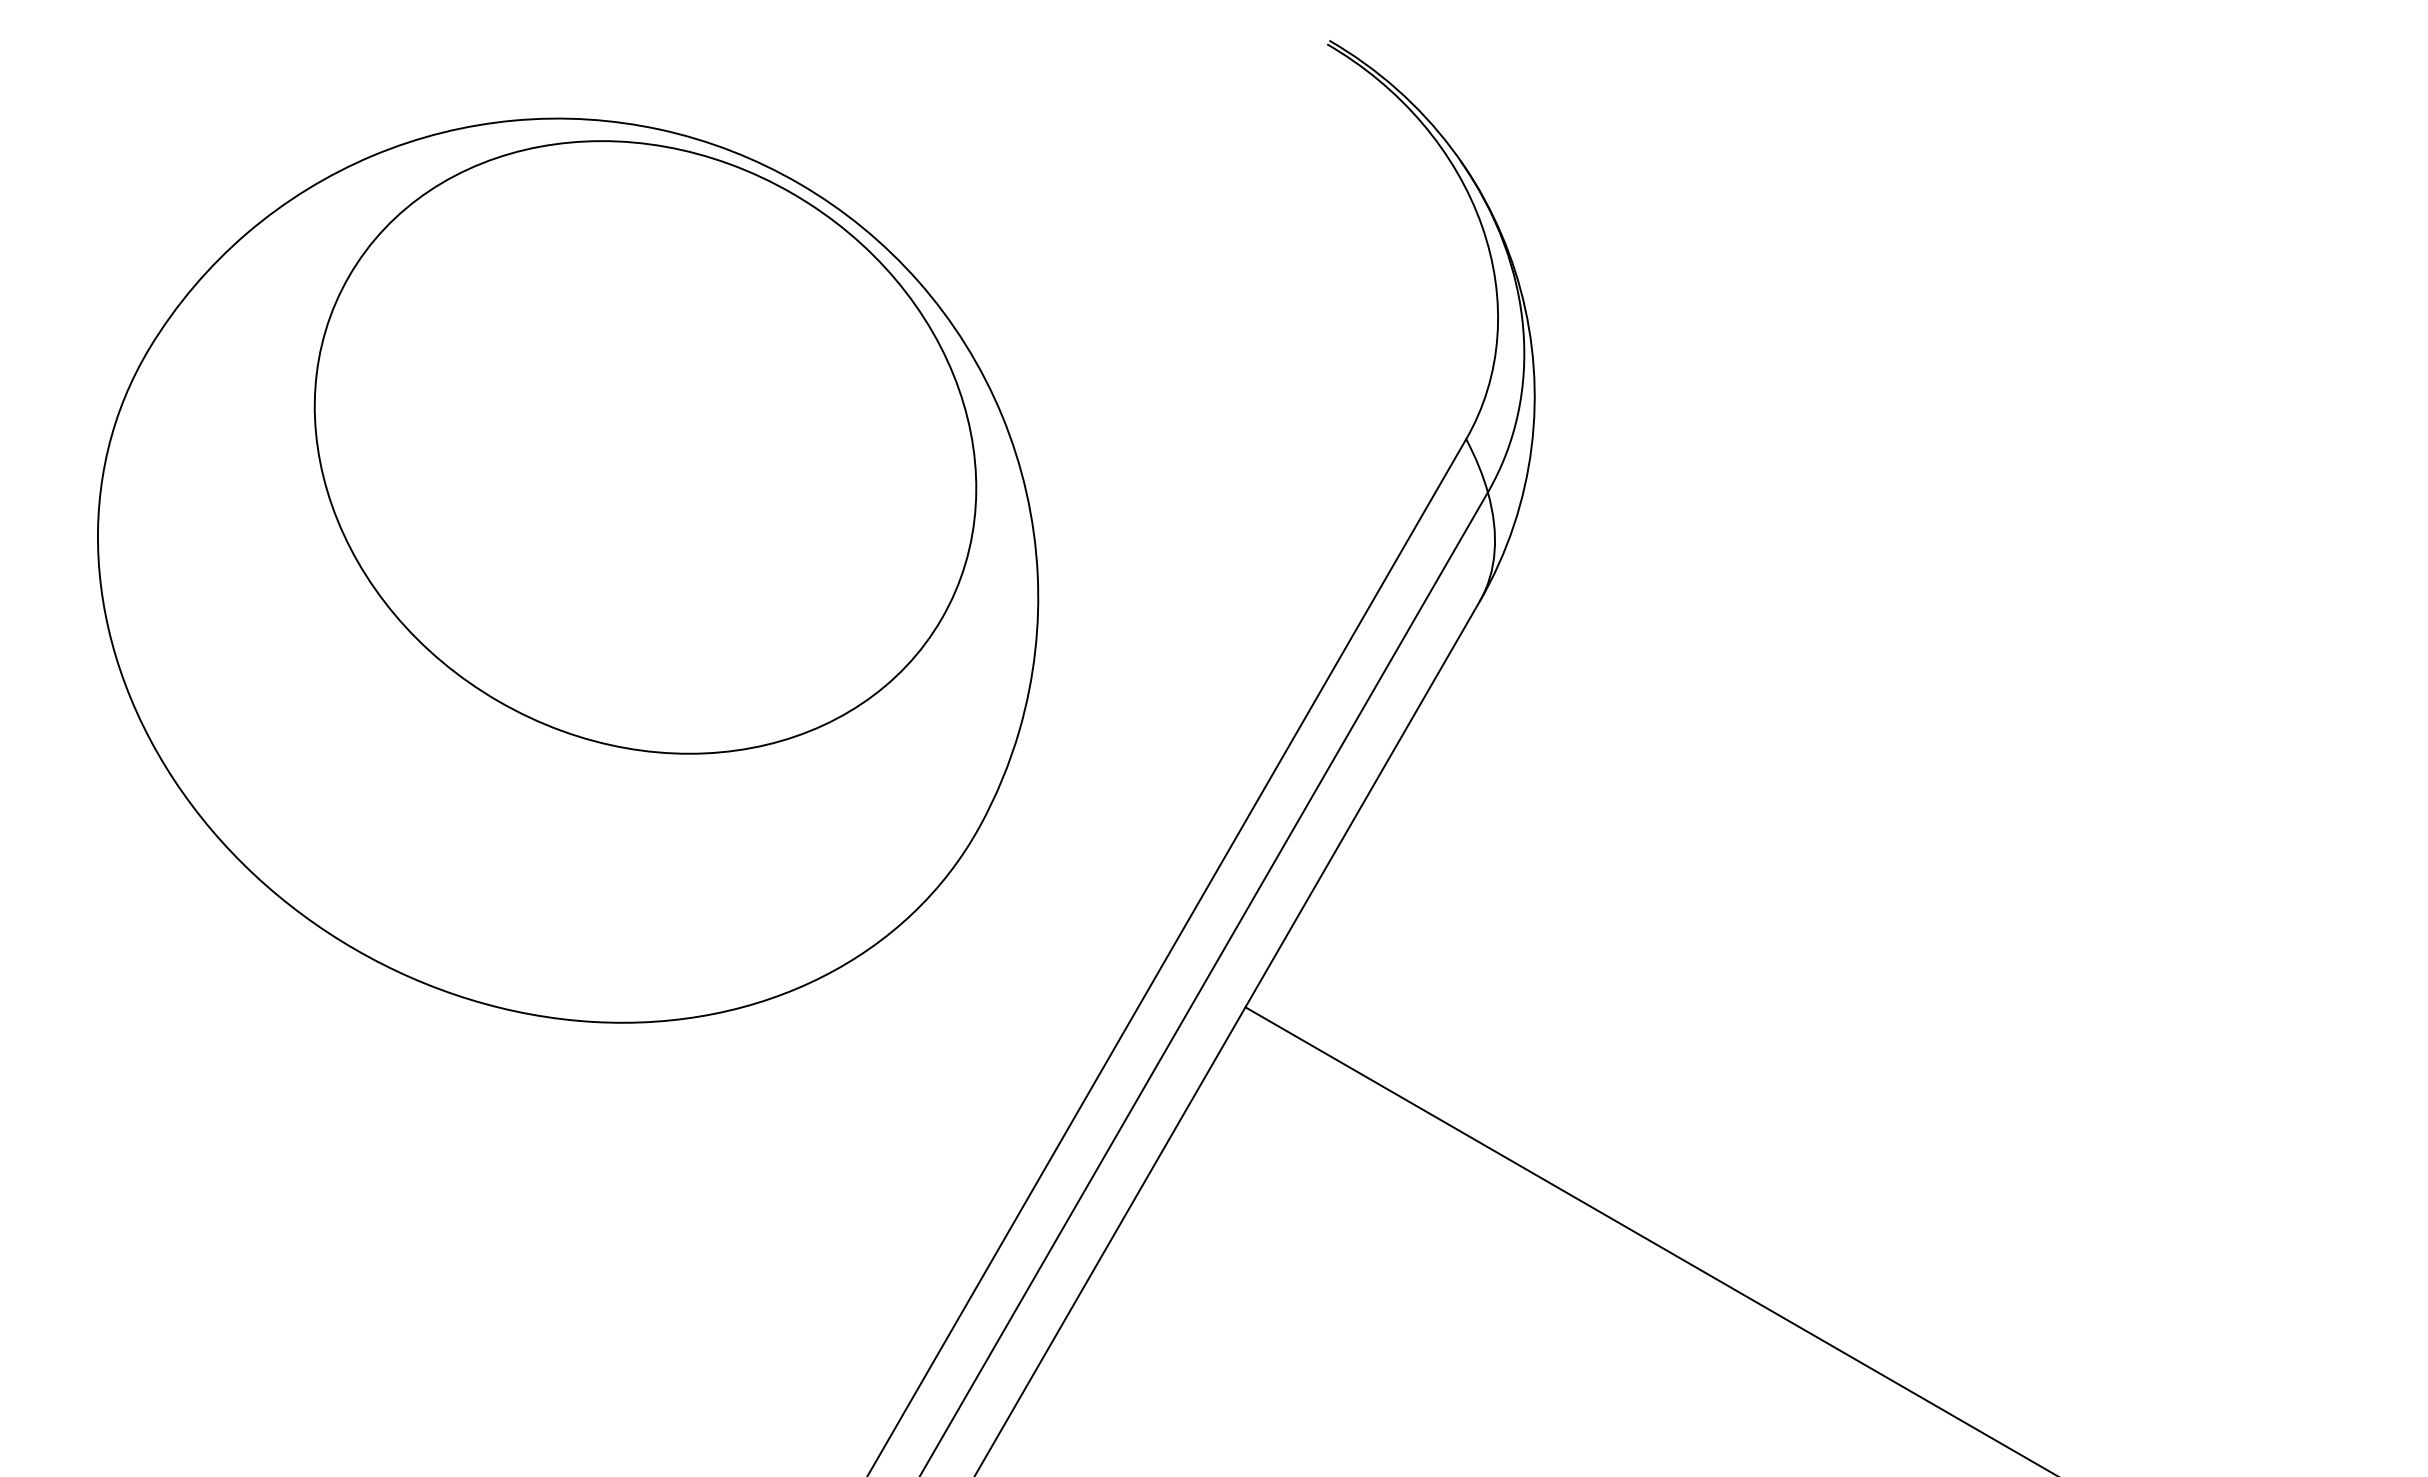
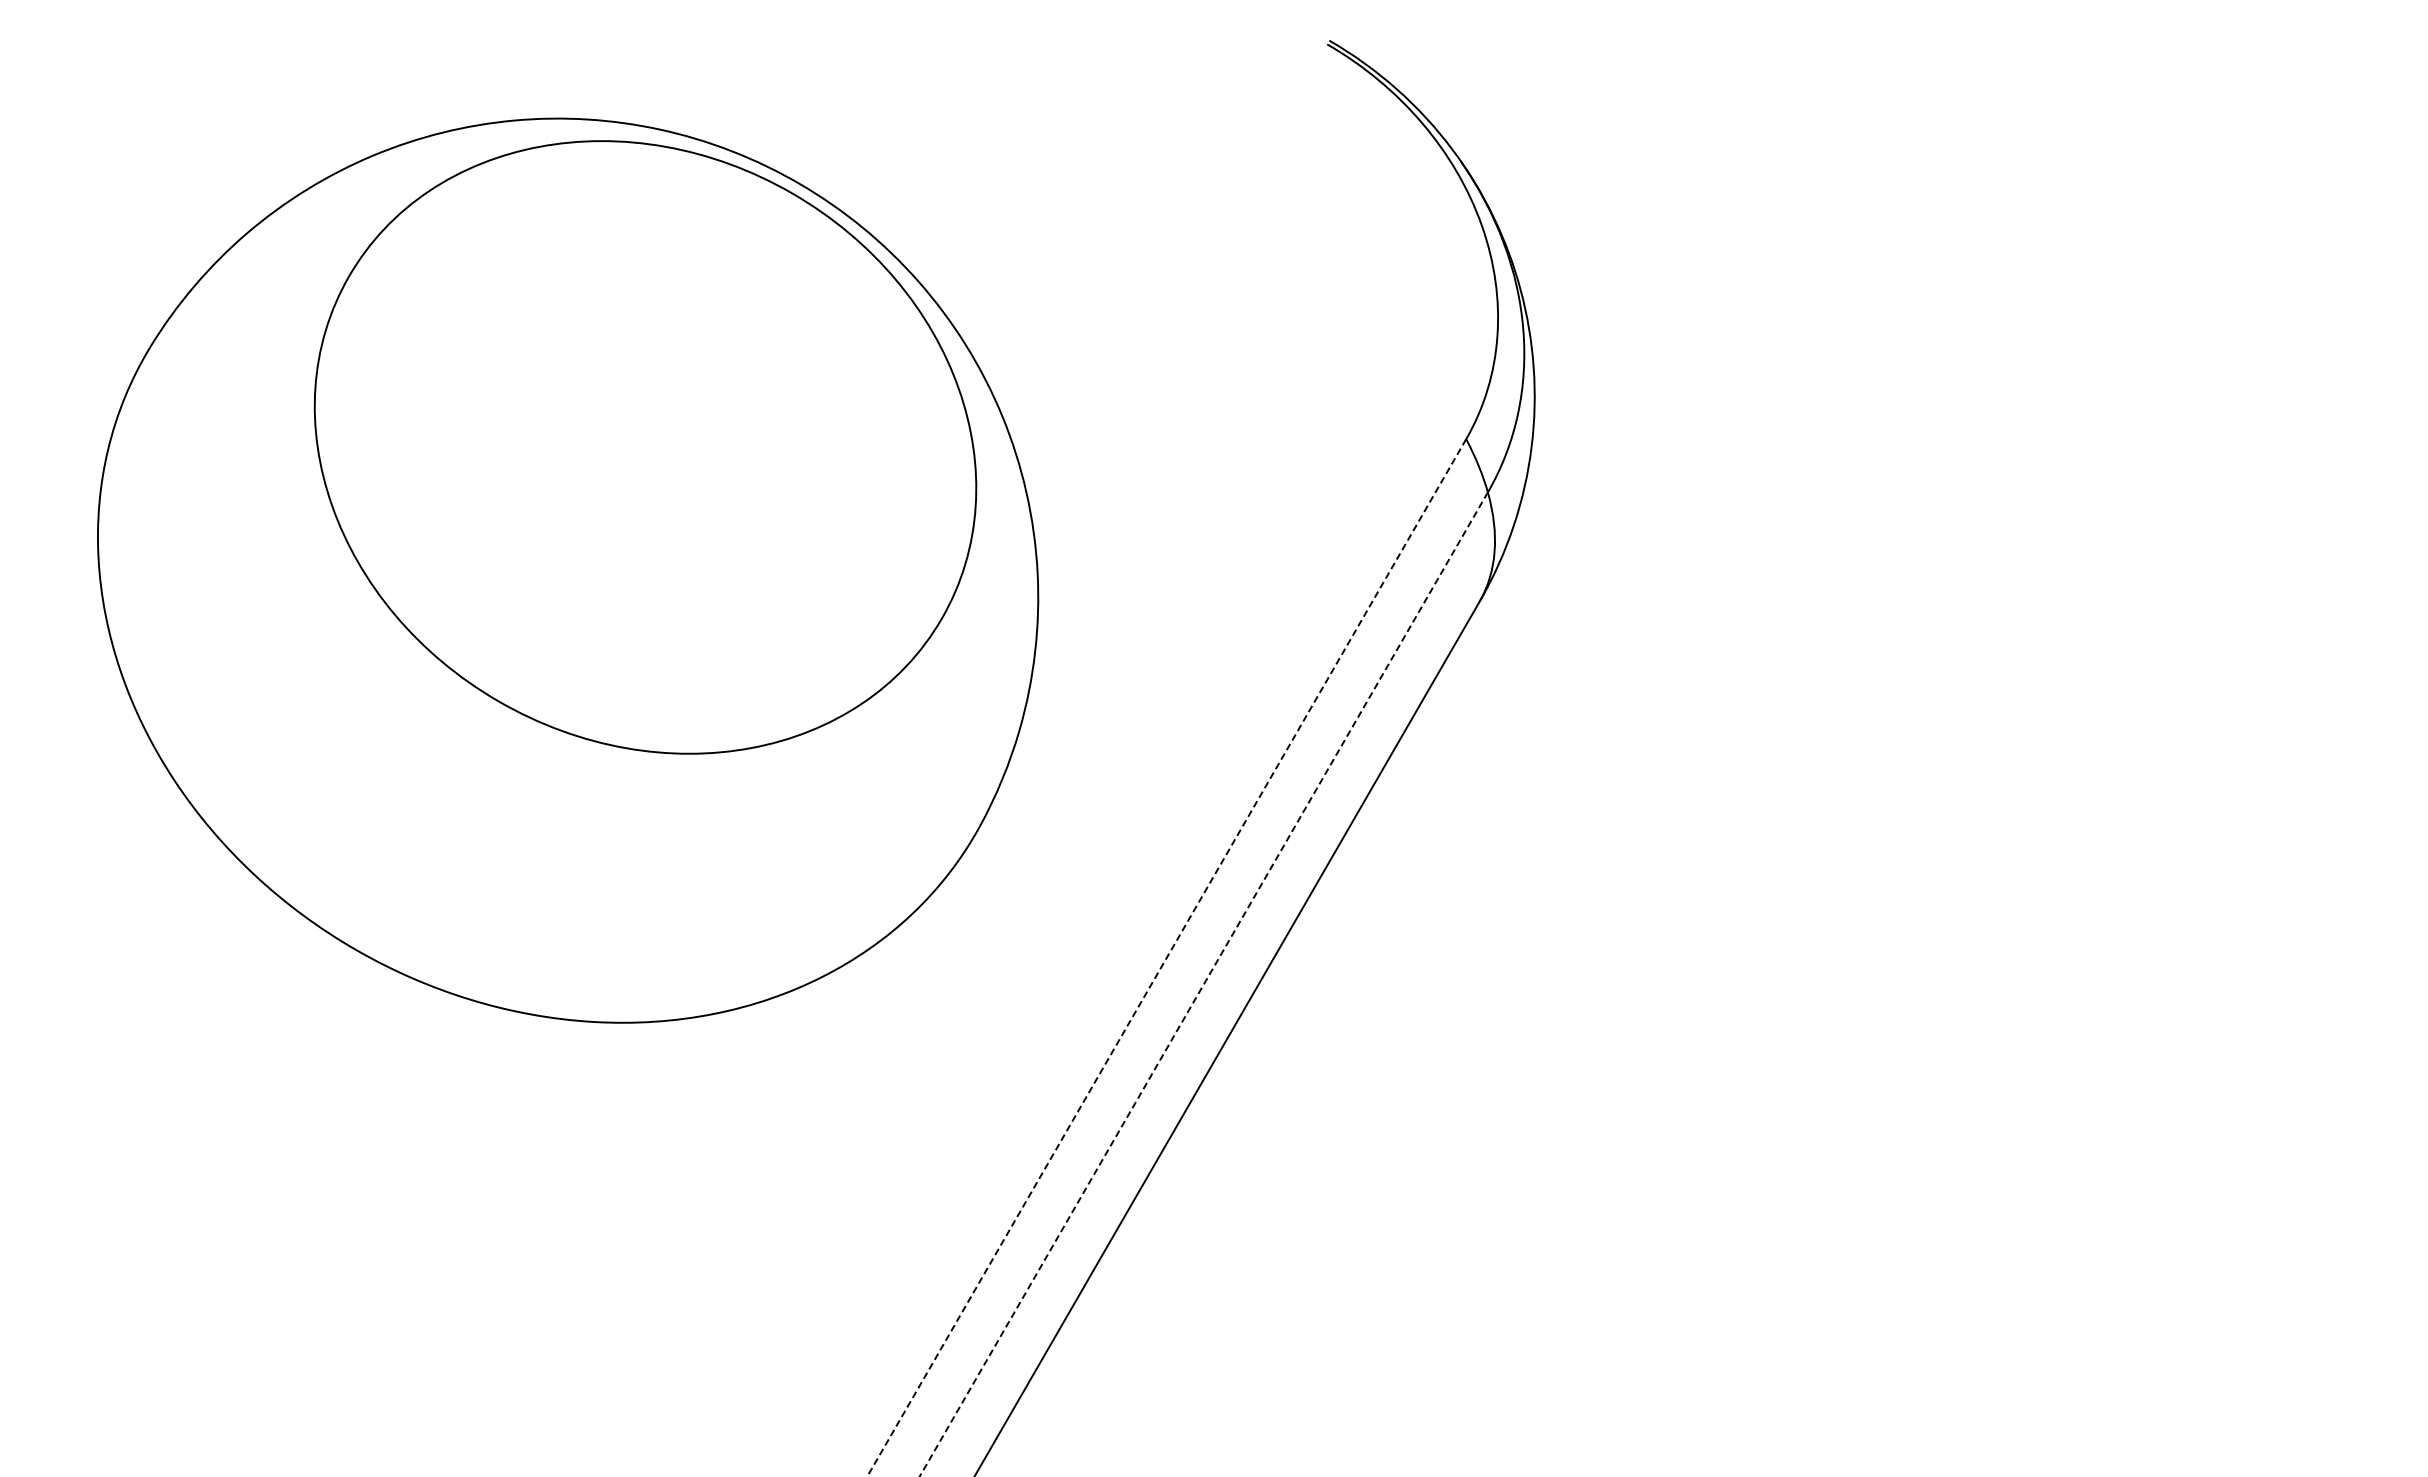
line: solid -> dashed (1166, 958)
line: solid -> dashed (1203, 984)
line: present -> none (1649, 1240)
